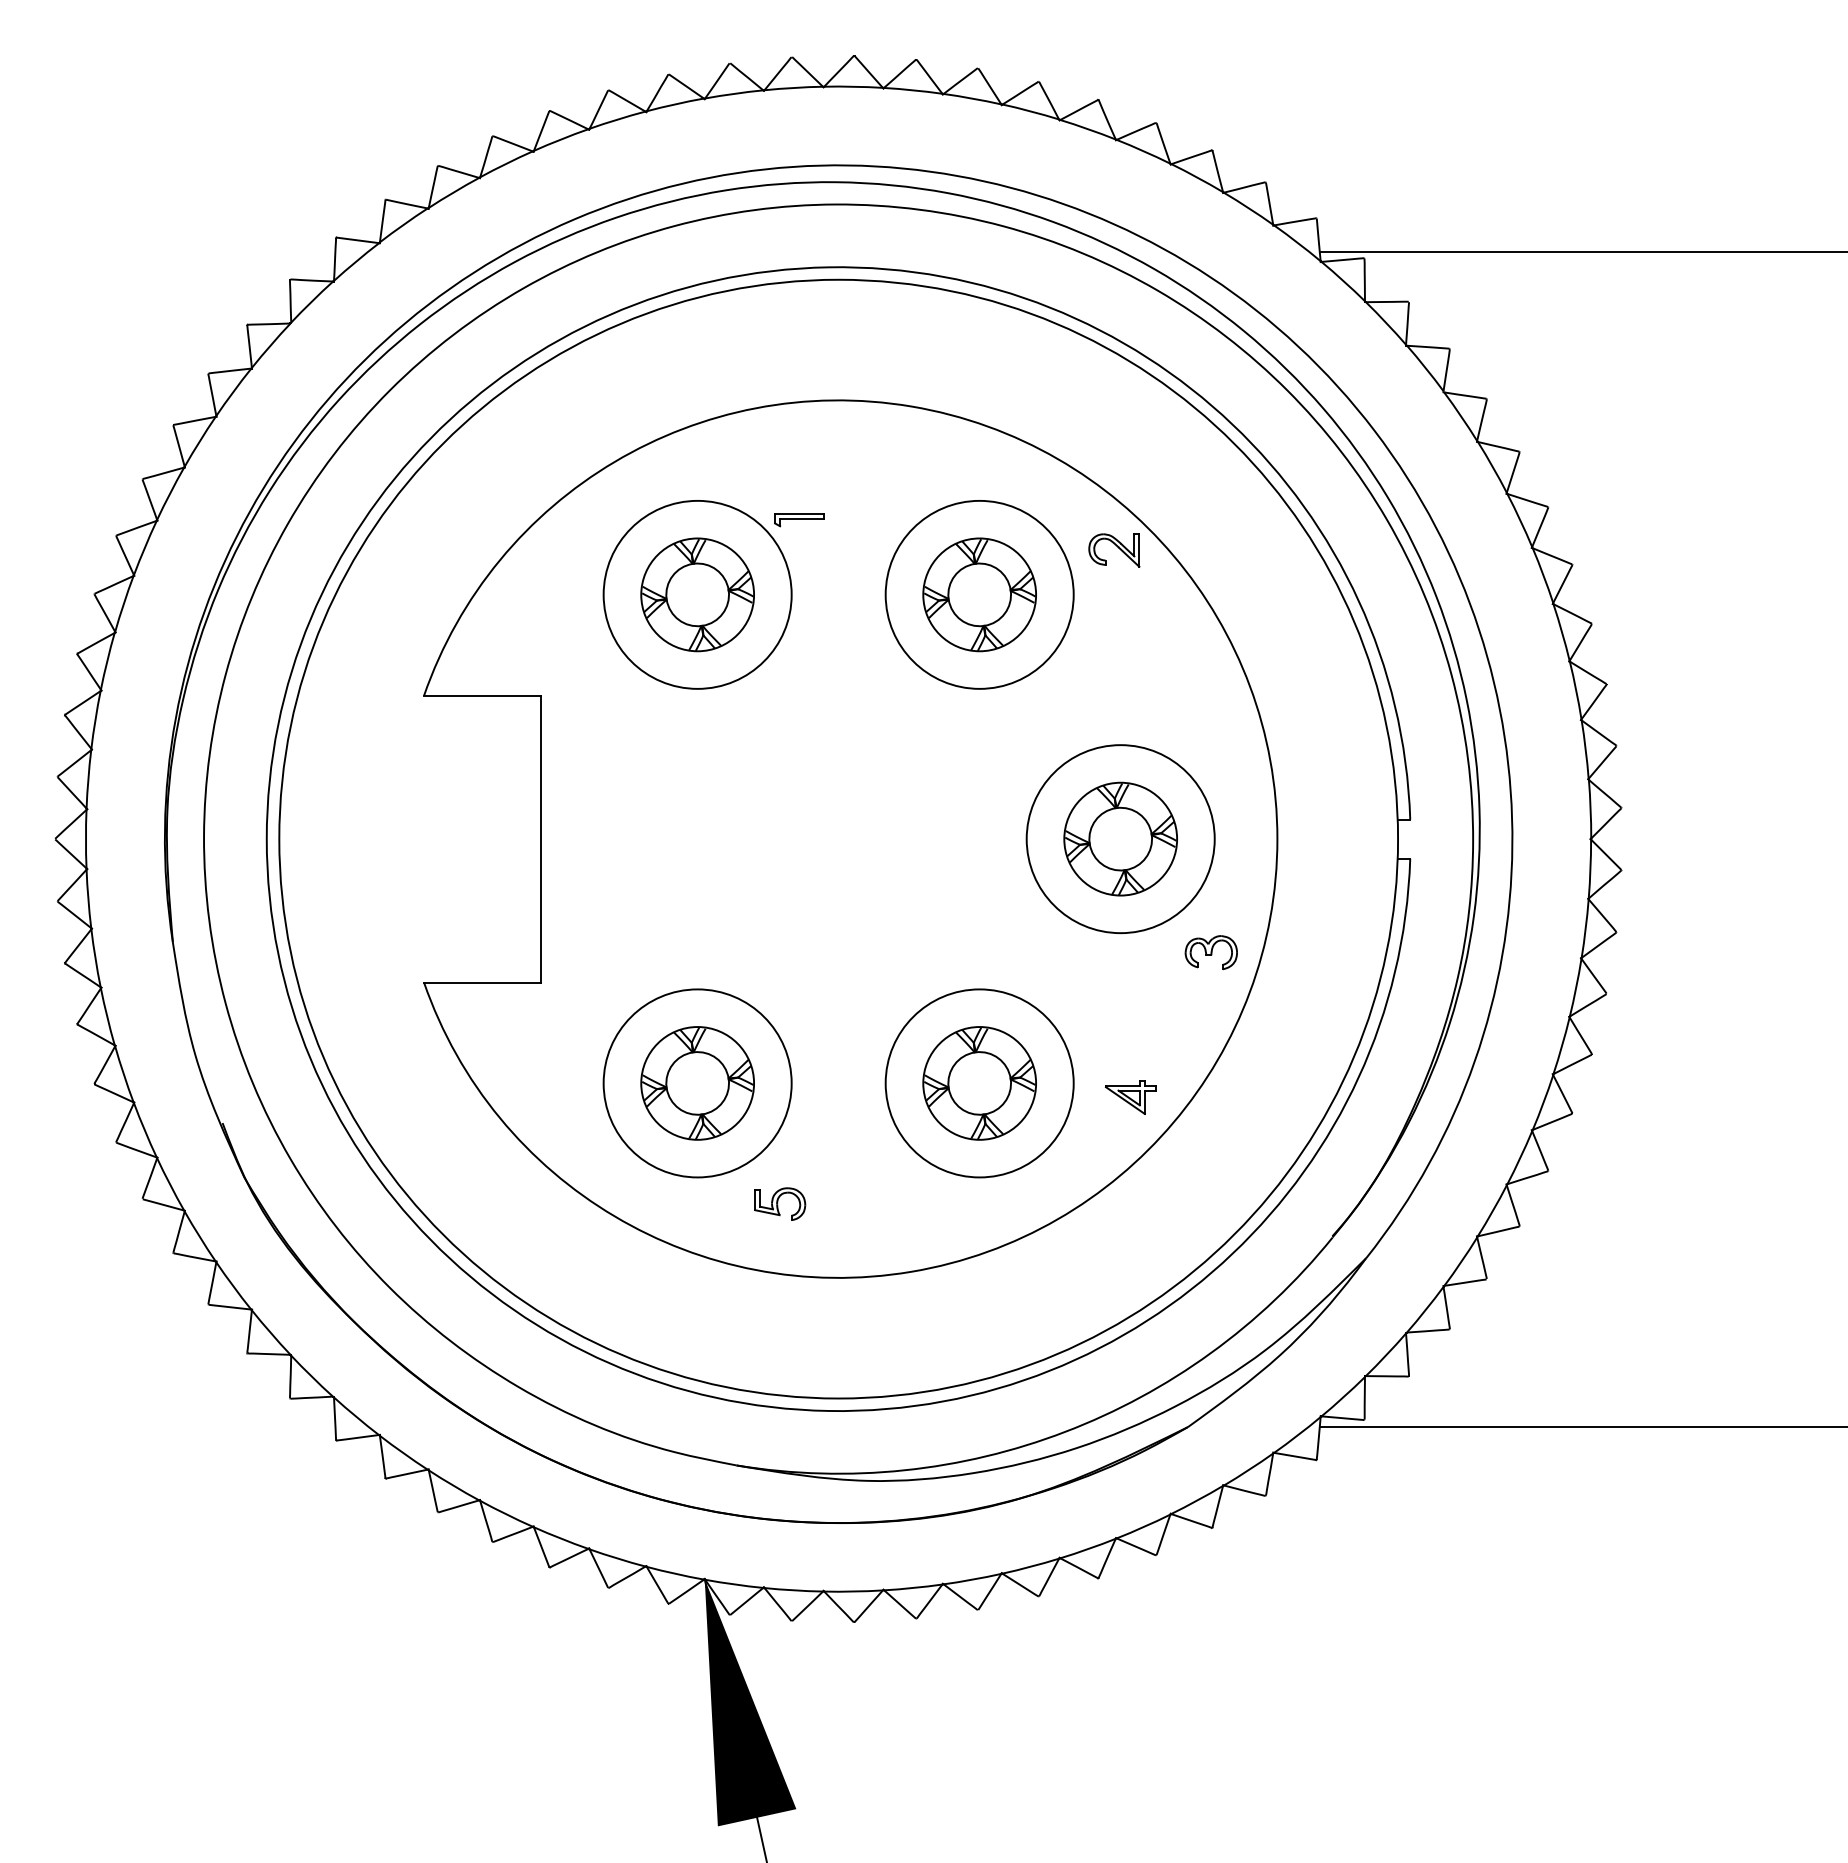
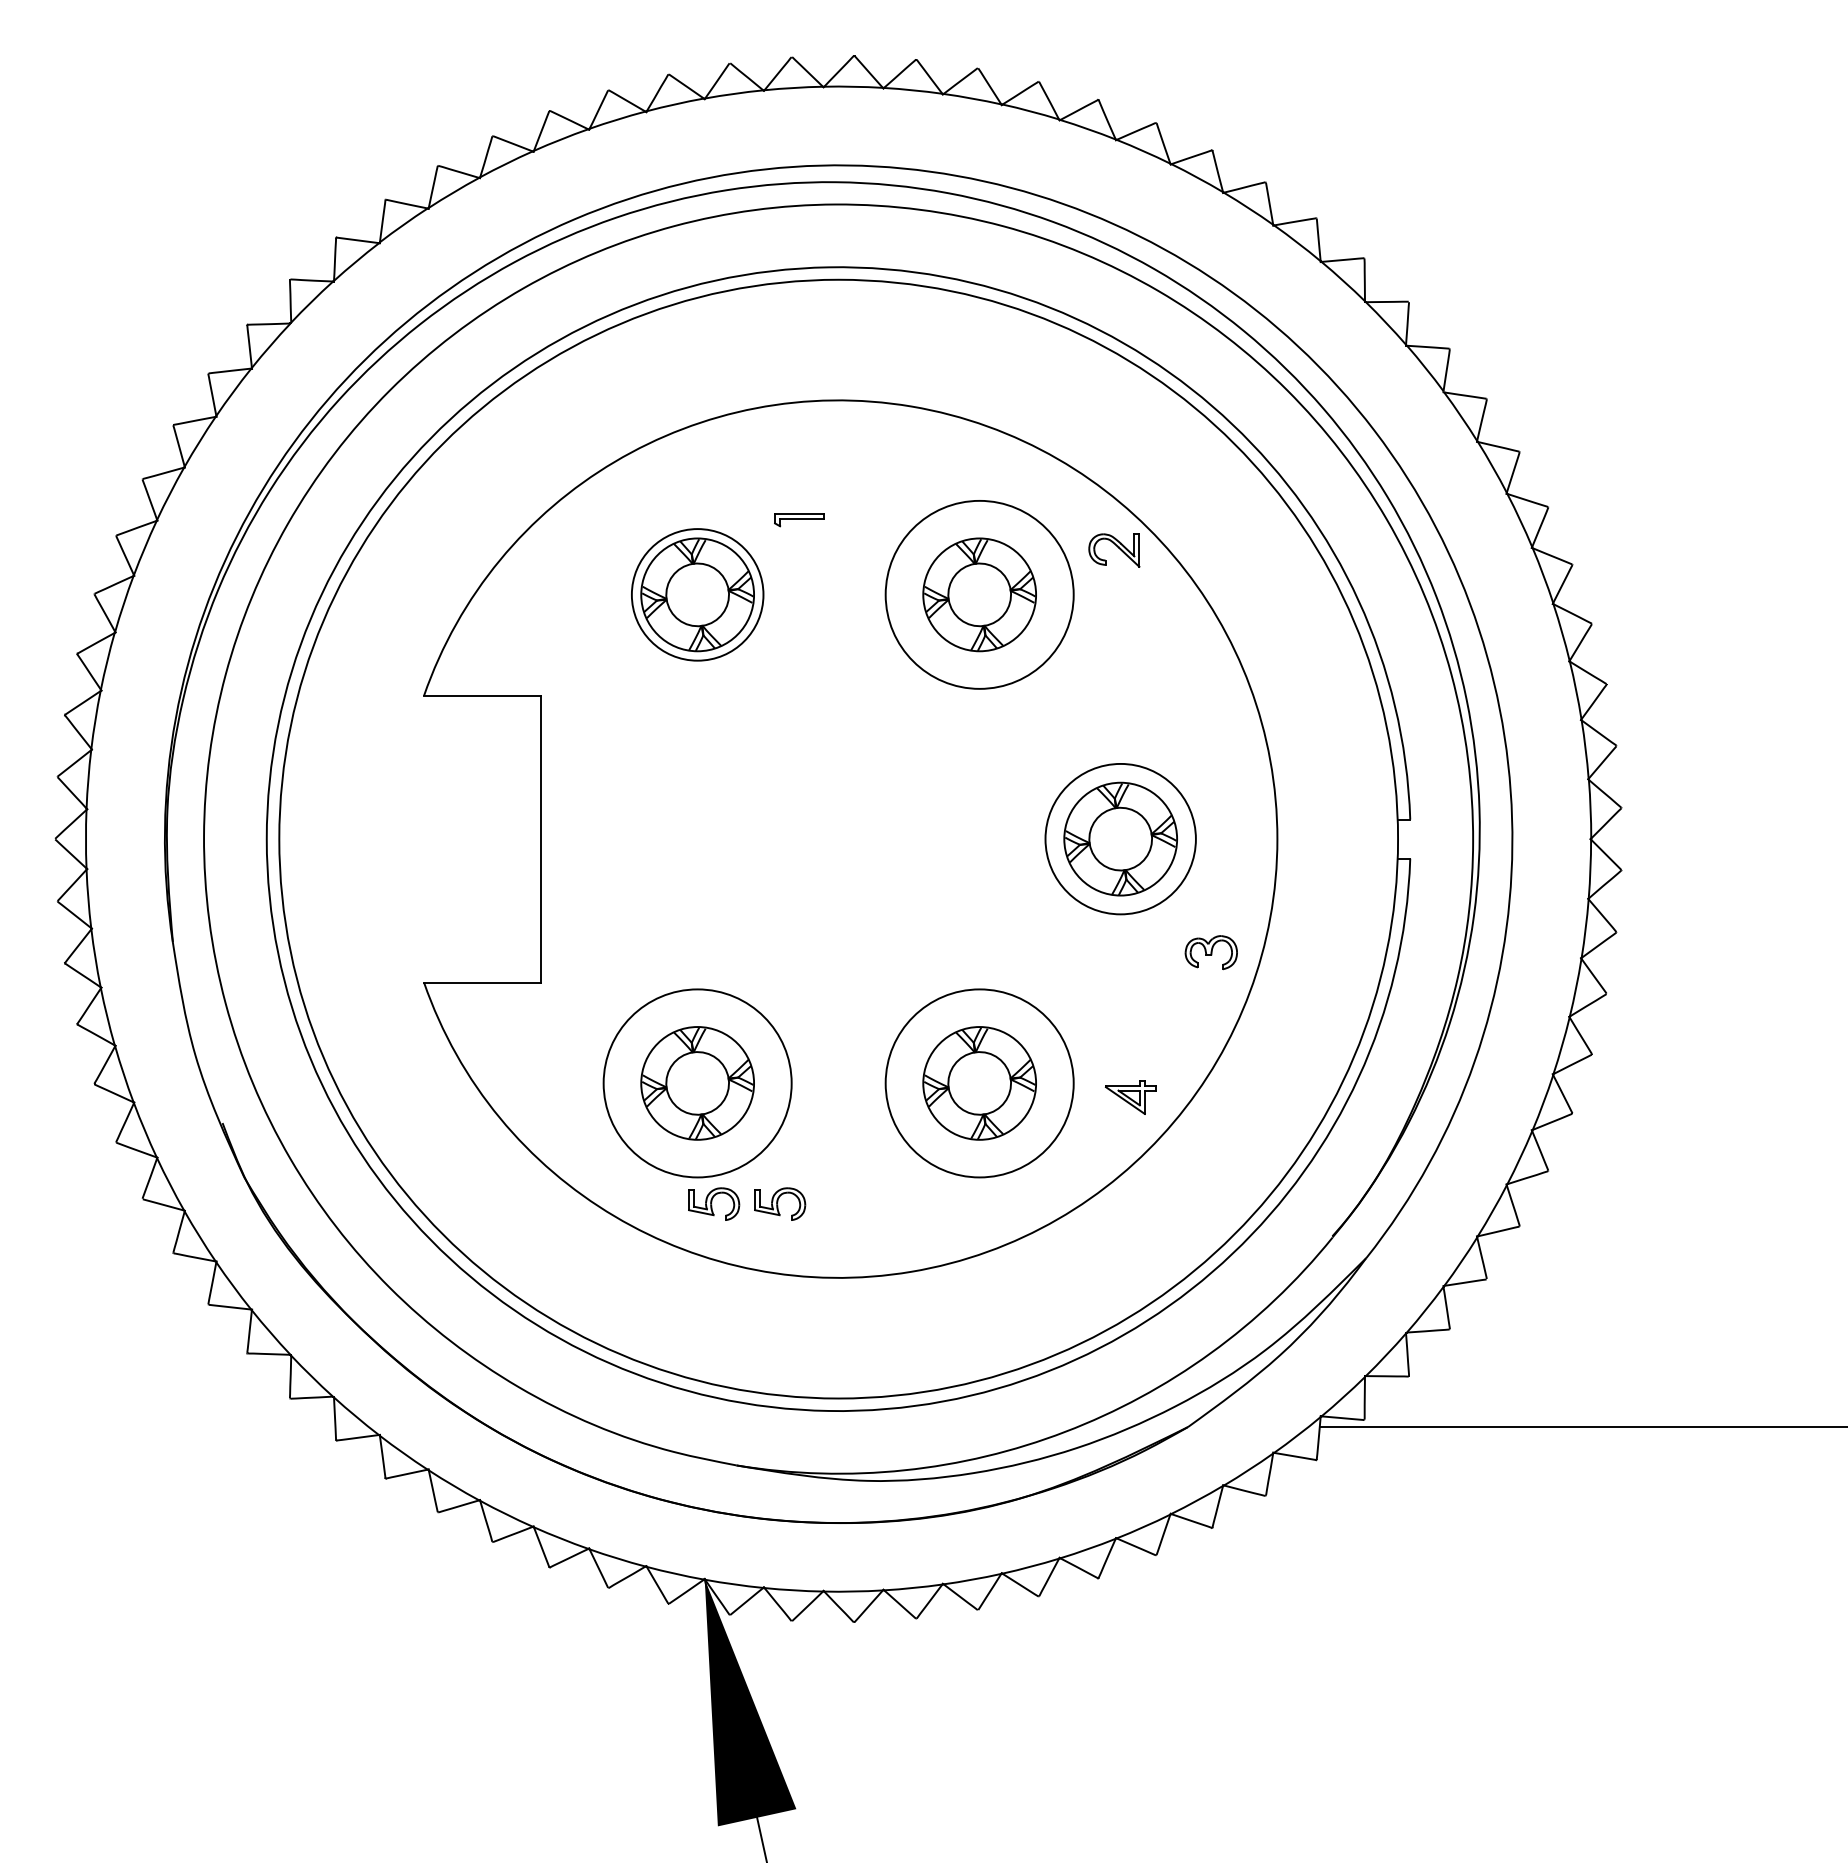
line: present -> none (1581, 251)
circle diameter: 188 px -> 132 px (697, 594)
circle diameter: 188 px -> 150 px (1120, 838)
part: none -> present (714, 1203)
